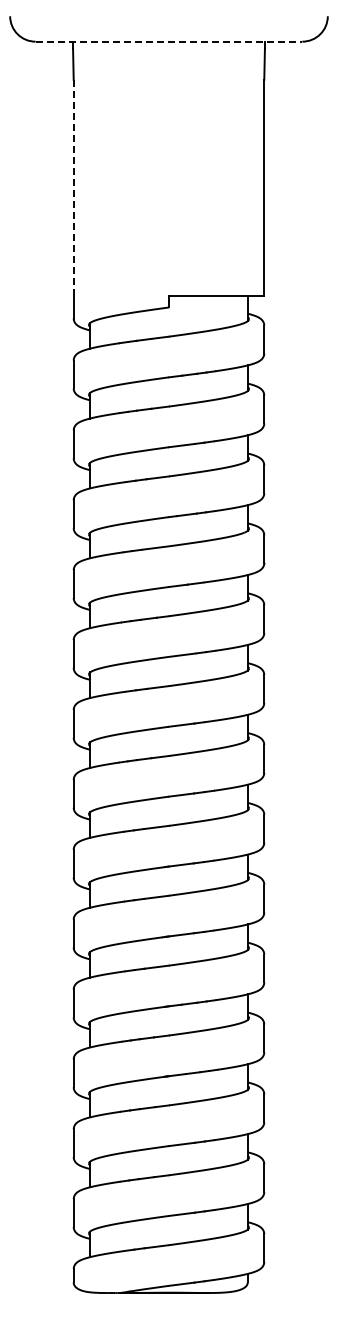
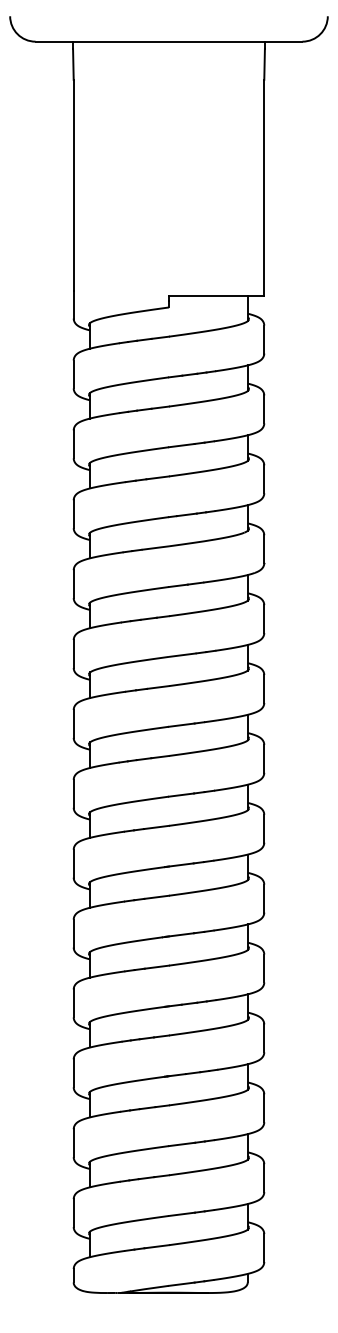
line: dashed -> solid (169, 41)
line: dashed -> solid (73, 185)
